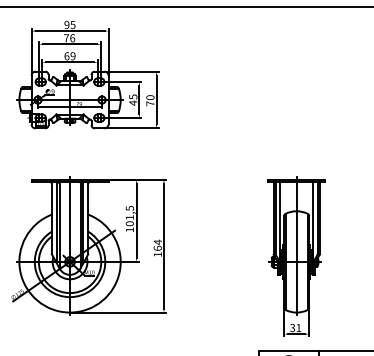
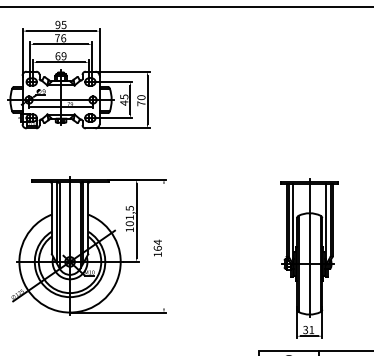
part position: (87, 74) -> (78, 74) (78, 74)
line: present -> none (163, 245)
part position: (296, 256) -> (309, 258) (309, 258)
